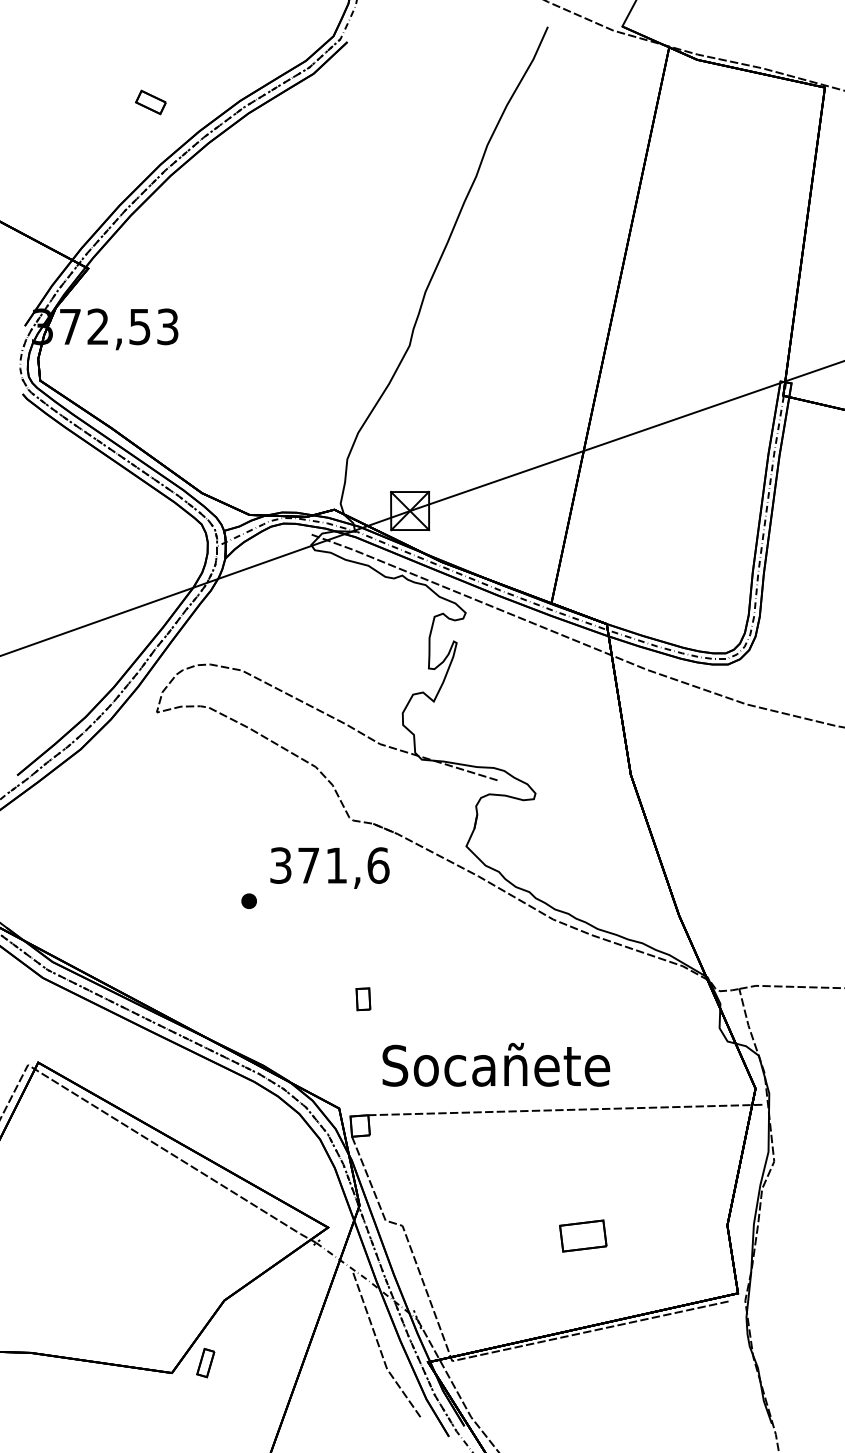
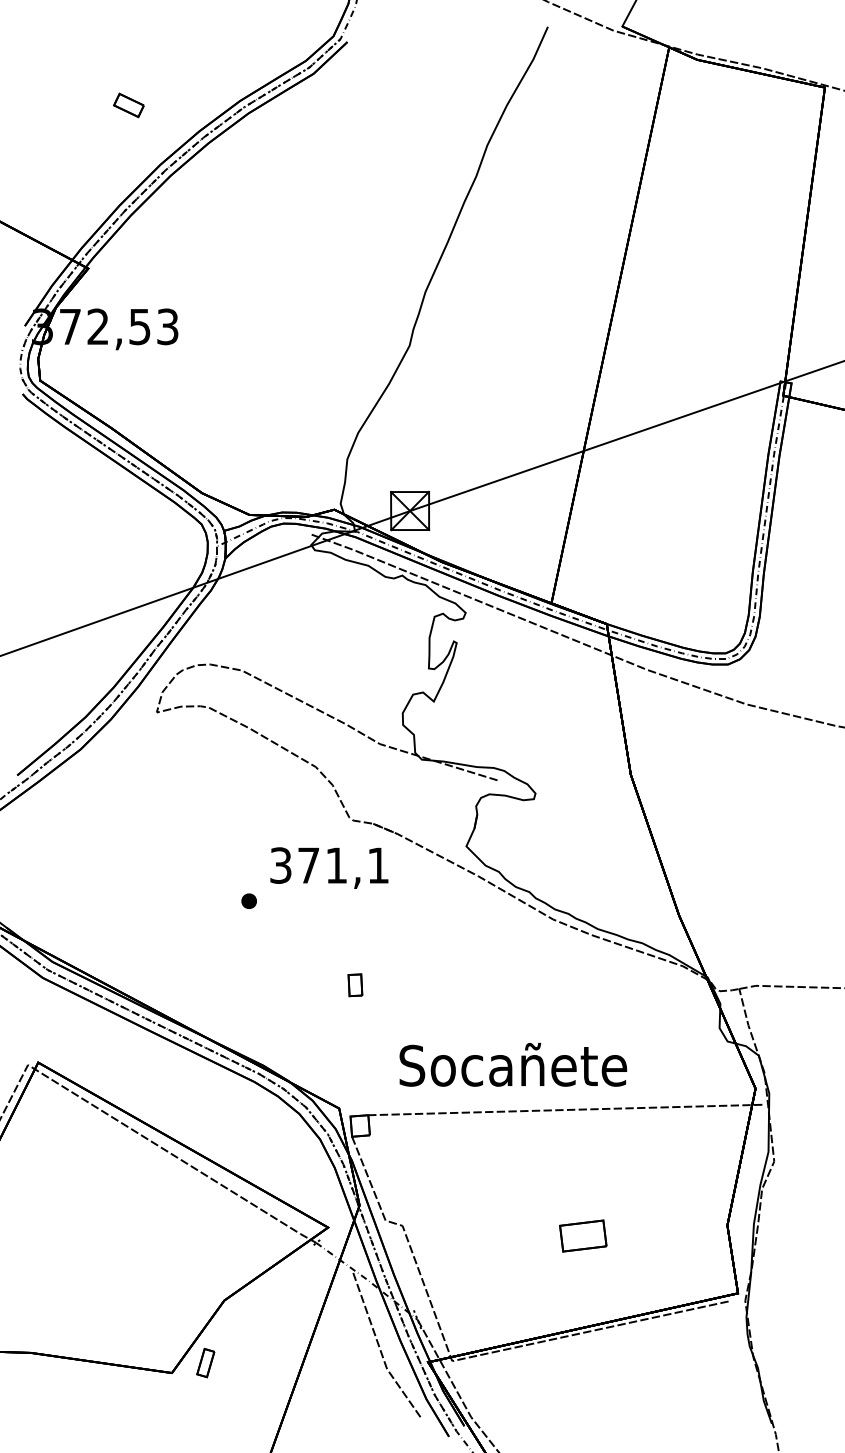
part position: (150, 102) -> (128, 105) (128, 105)
text: 371,6 -> 371,1 (378, 865)
part position: (363, 999) -> (355, 985) (355, 985)
text position: (496, 1064) -> (513, 1064) (513, 1064)
